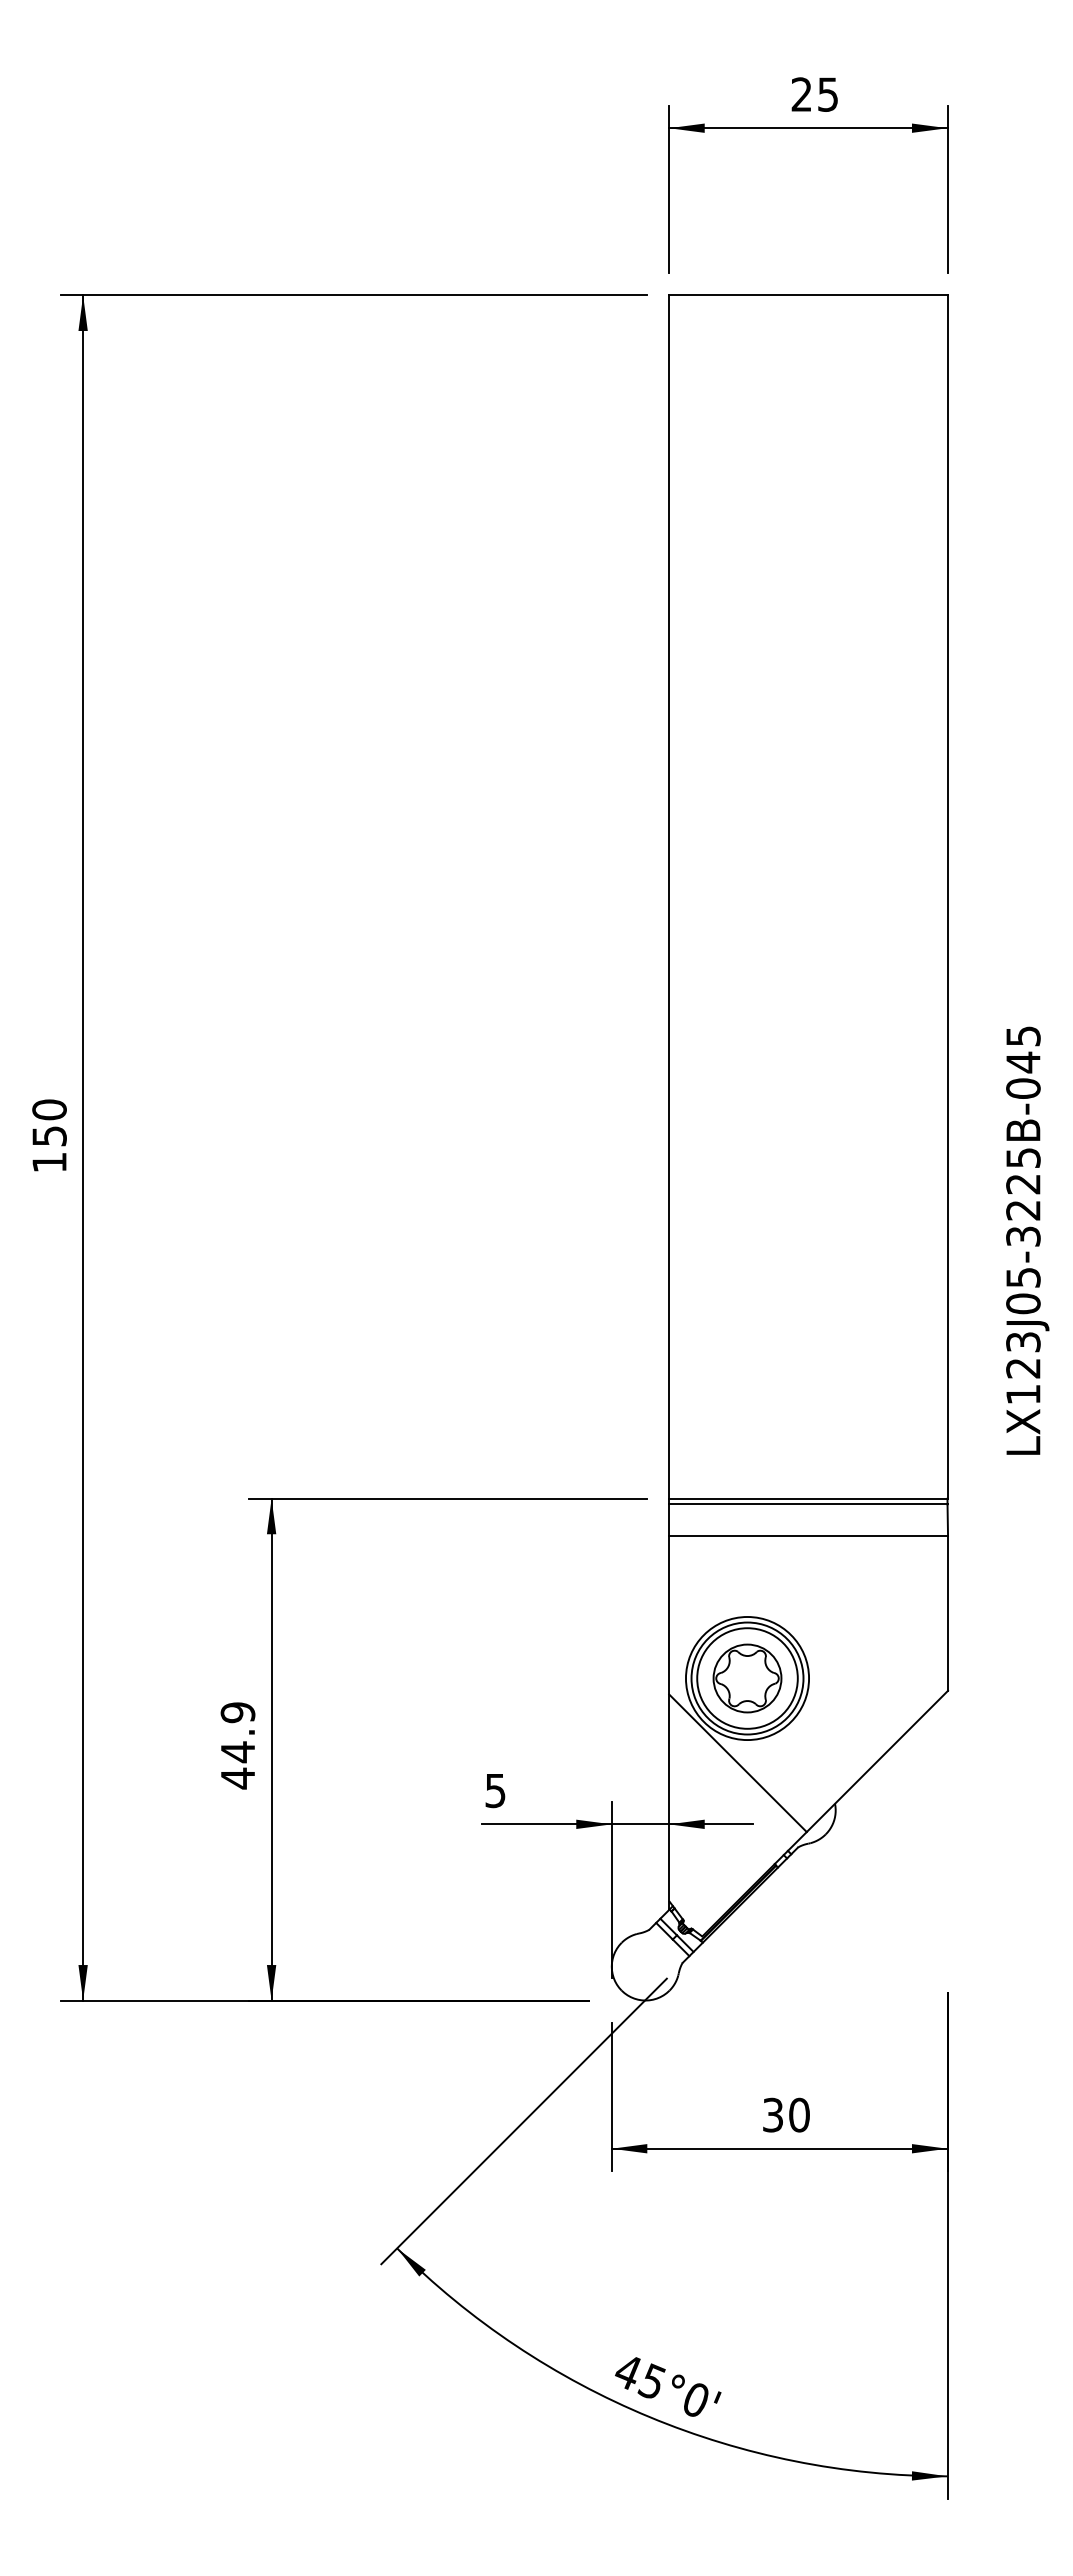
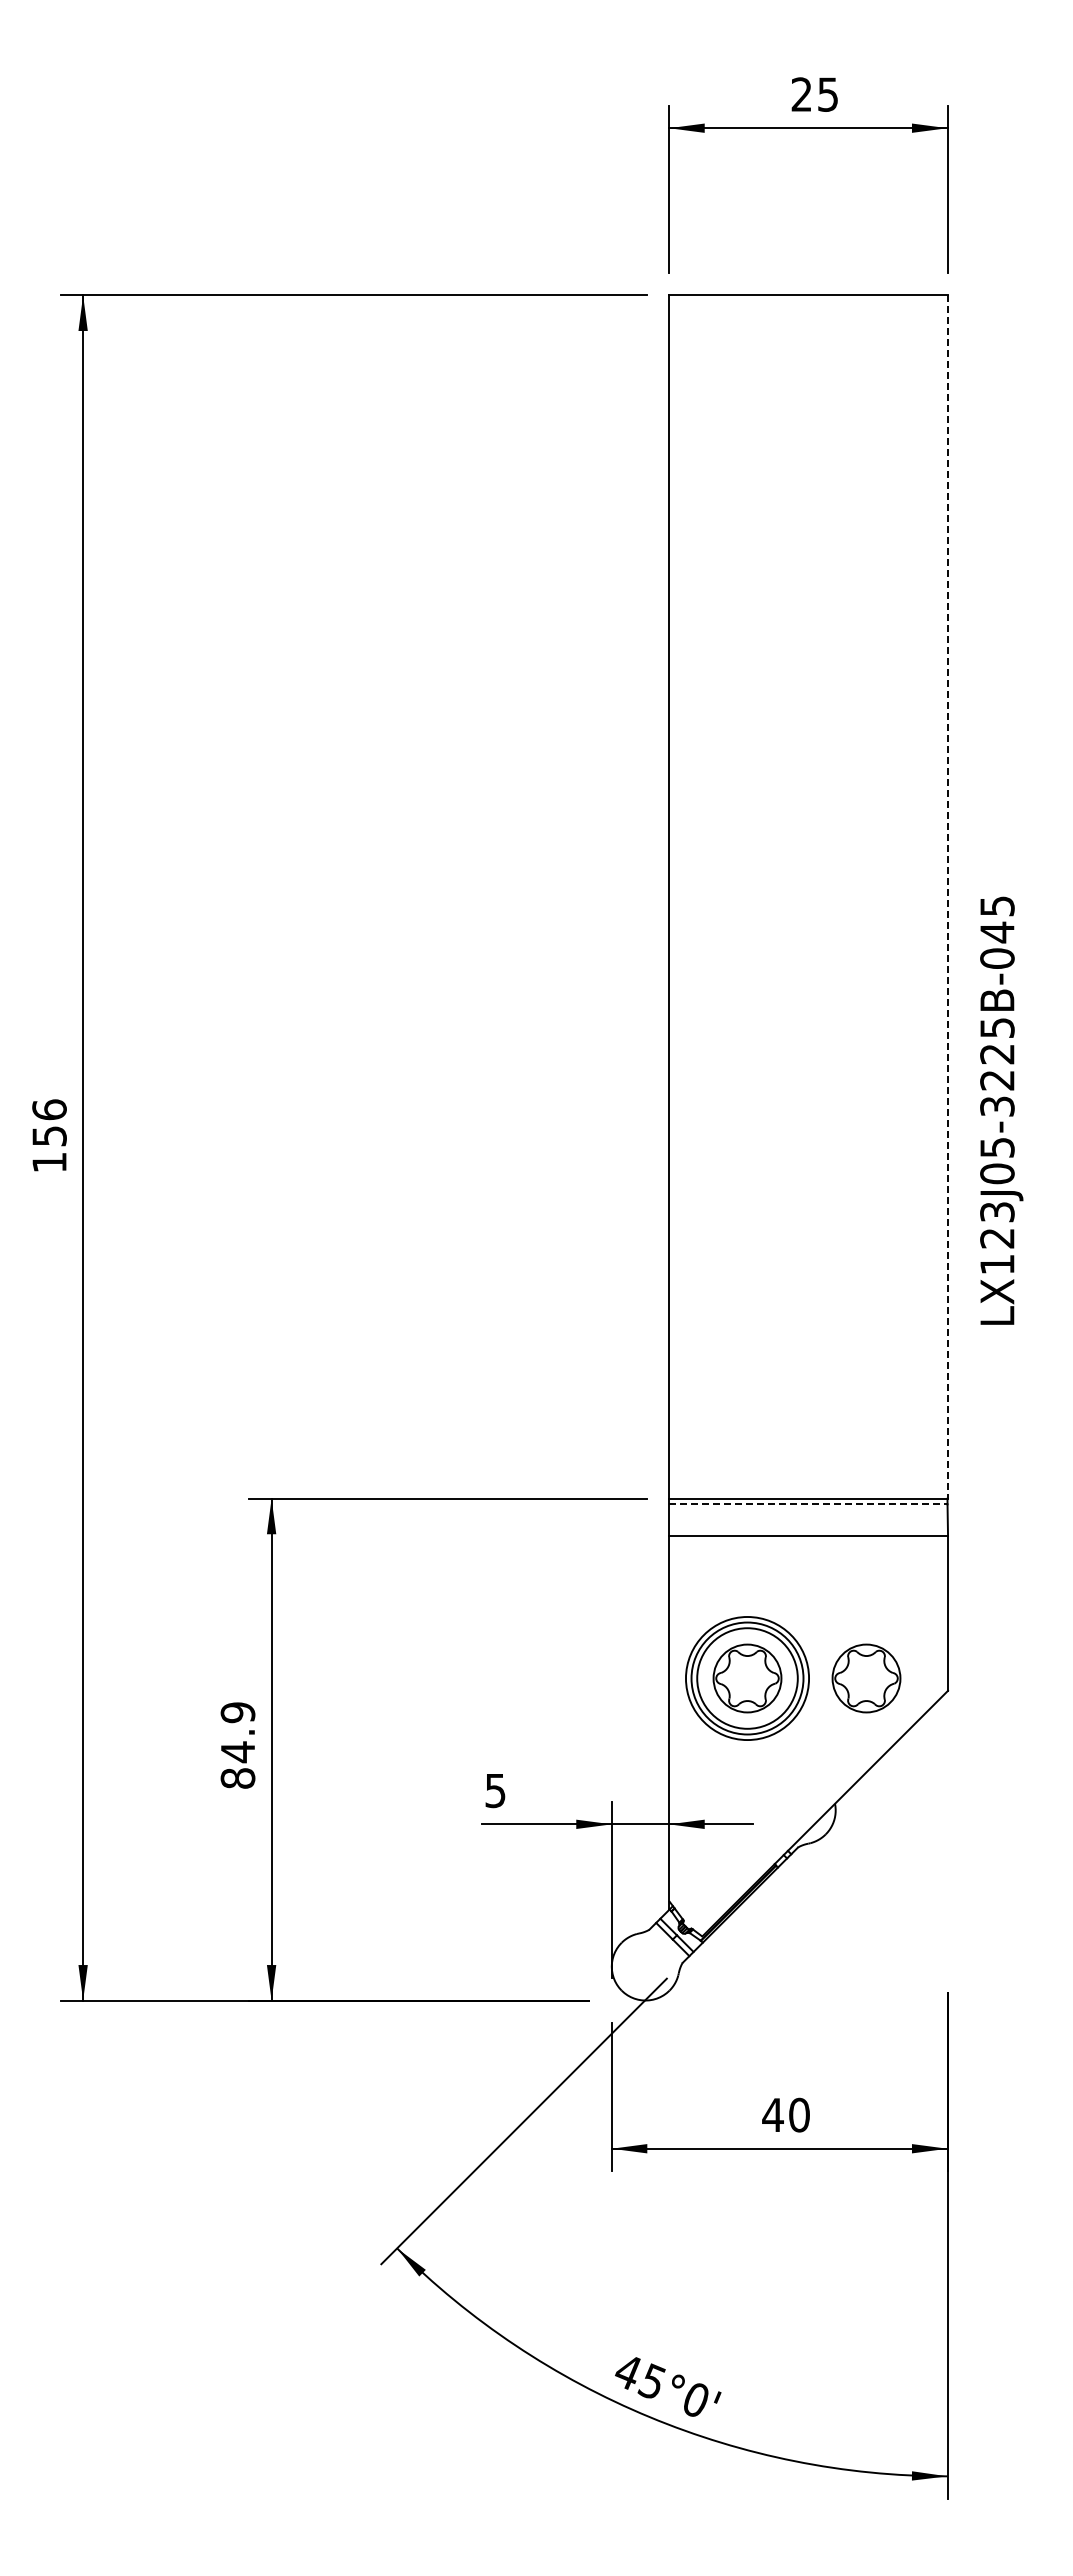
line: solid -> dashed (947, 897)
text: 150 -> 156 (49, 1109)
text position: (1027, 1240) -> (1001, 1110) (1001, 1110)
line: solid -> dashed (808, 1504)
part: none -> present (866, 1678)
line: present -> none (737, 1763)
text: 44.9 -> 84.9 (237, 1778)
text: 30 -> 40 (772, 2114)
